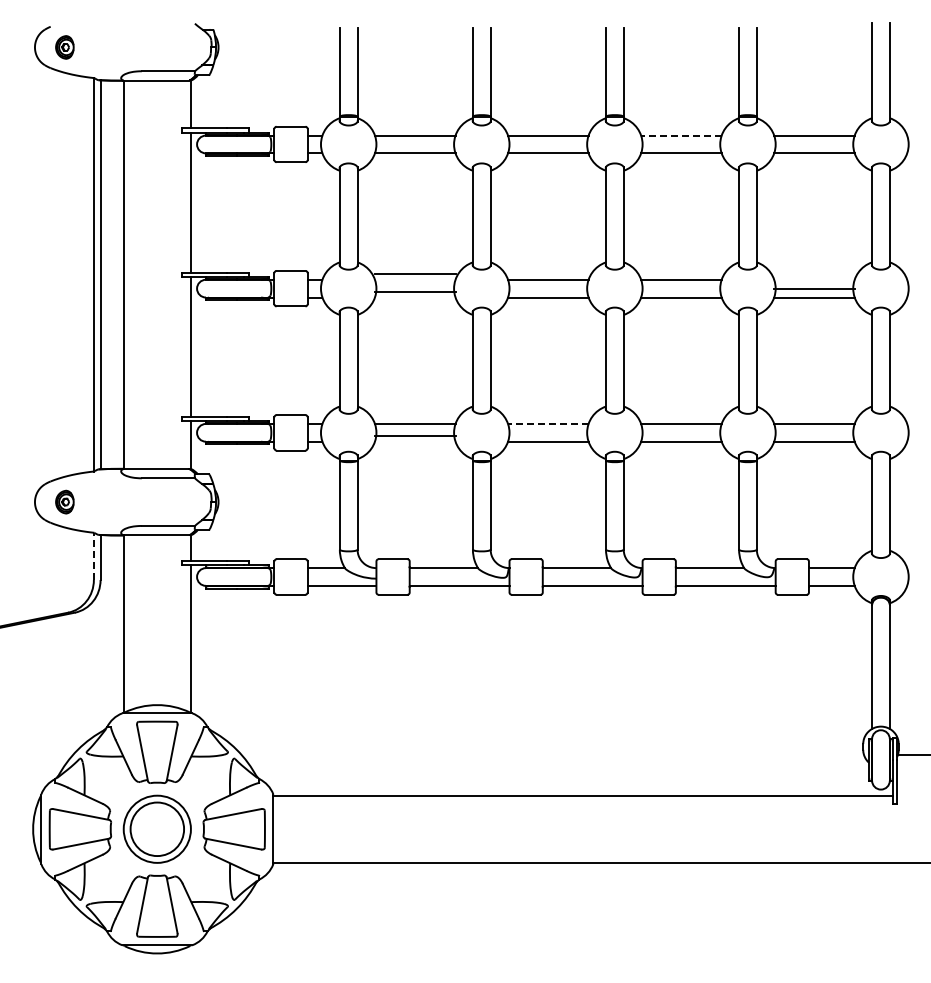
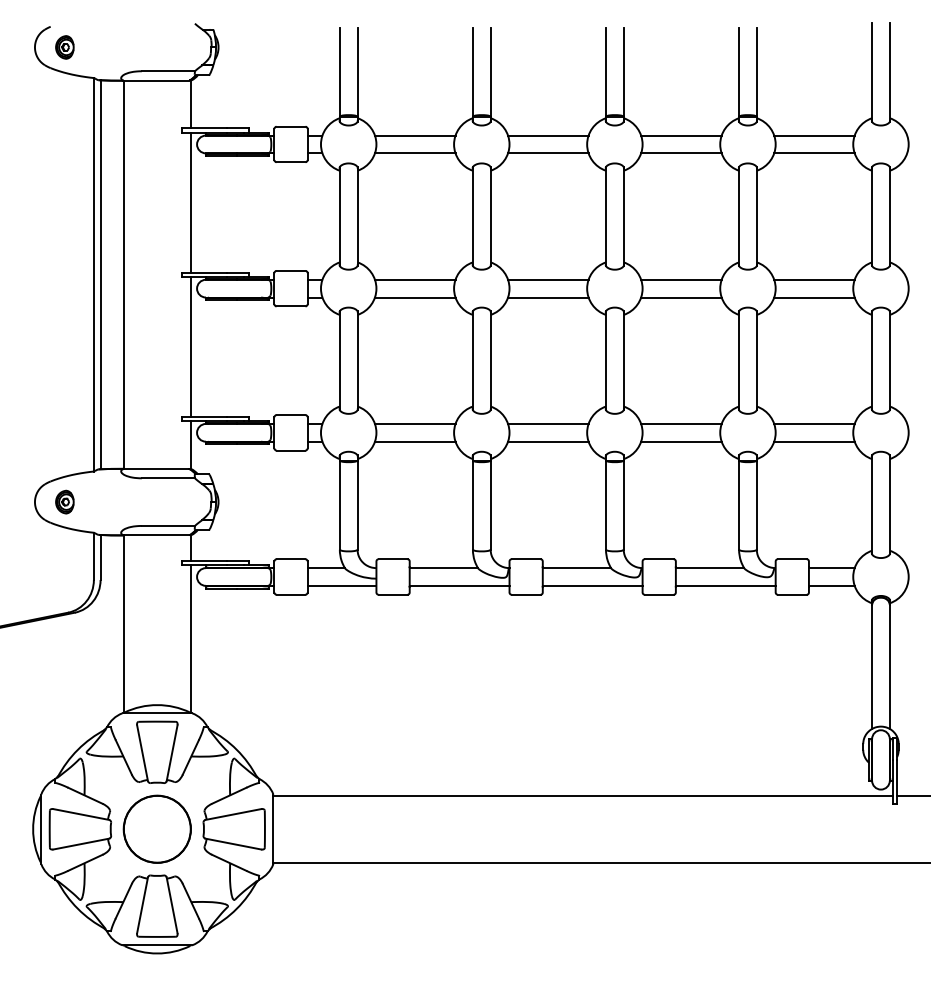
line: dashed -> solid (680, 135)
line position: (414, 273) -> (414, 279) (414, 279)
line position: (814, 288) -> (814, 279) (814, 279)
line position: (414, 291) -> (414, 297) (414, 297)
line: dashed -> solid (547, 423)
line position: (414, 435) -> (414, 441) (414, 441)
line: dashed -> solid (93, 556)
line position: (912, 754) -> (912, 795) (912, 795)
circle diameter: 53 px -> 67 px (156, 828)
